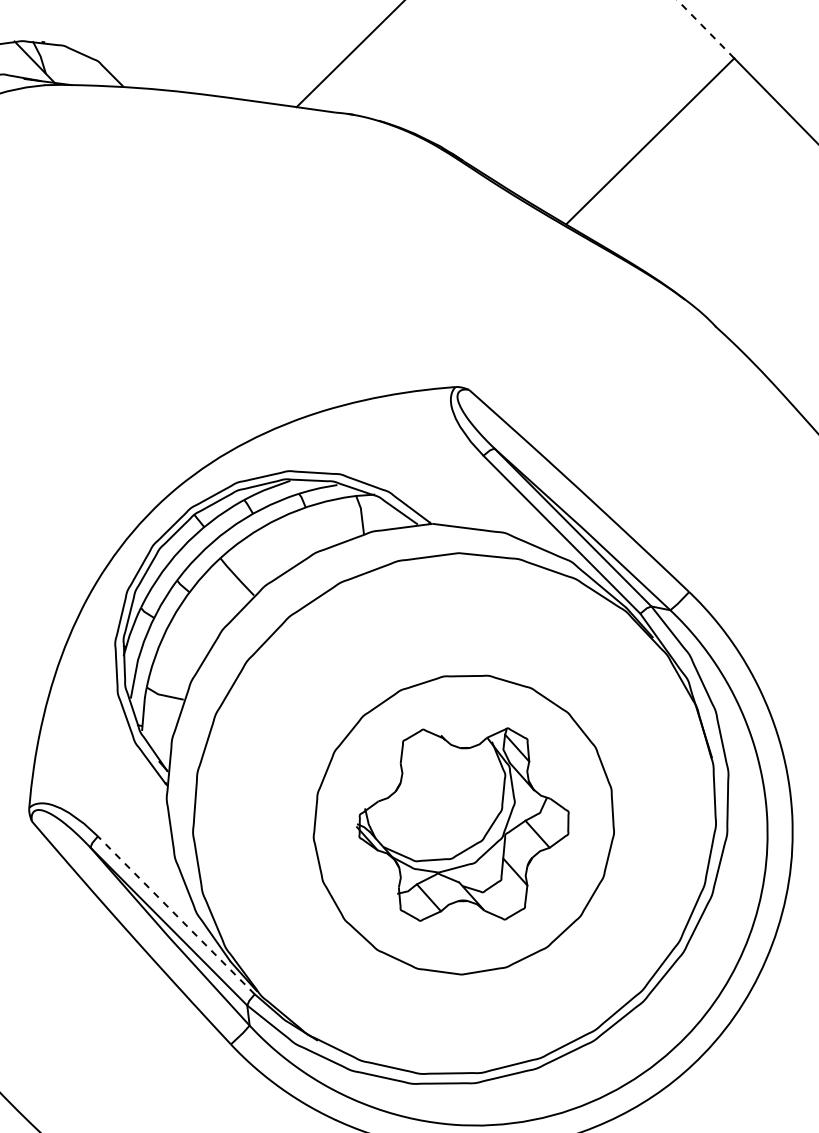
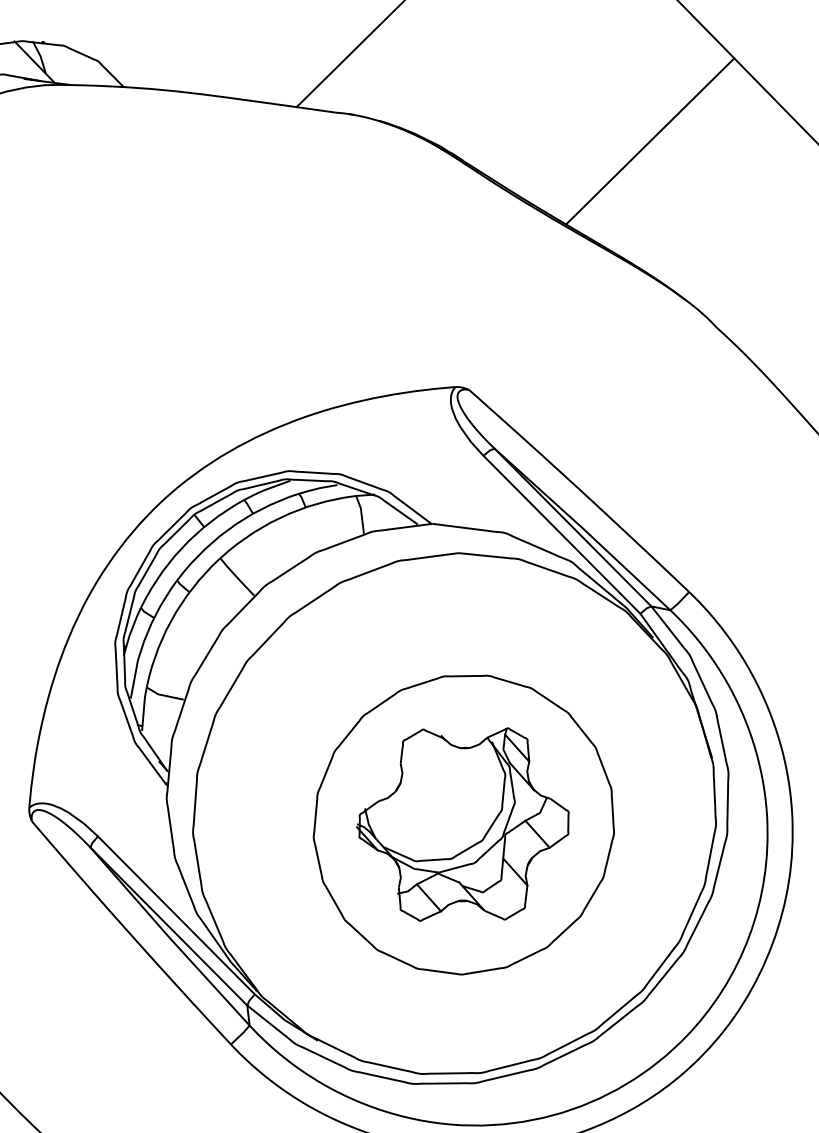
line: dashed -> solid (705, 29)
line: dashed -> solid (176, 915)
